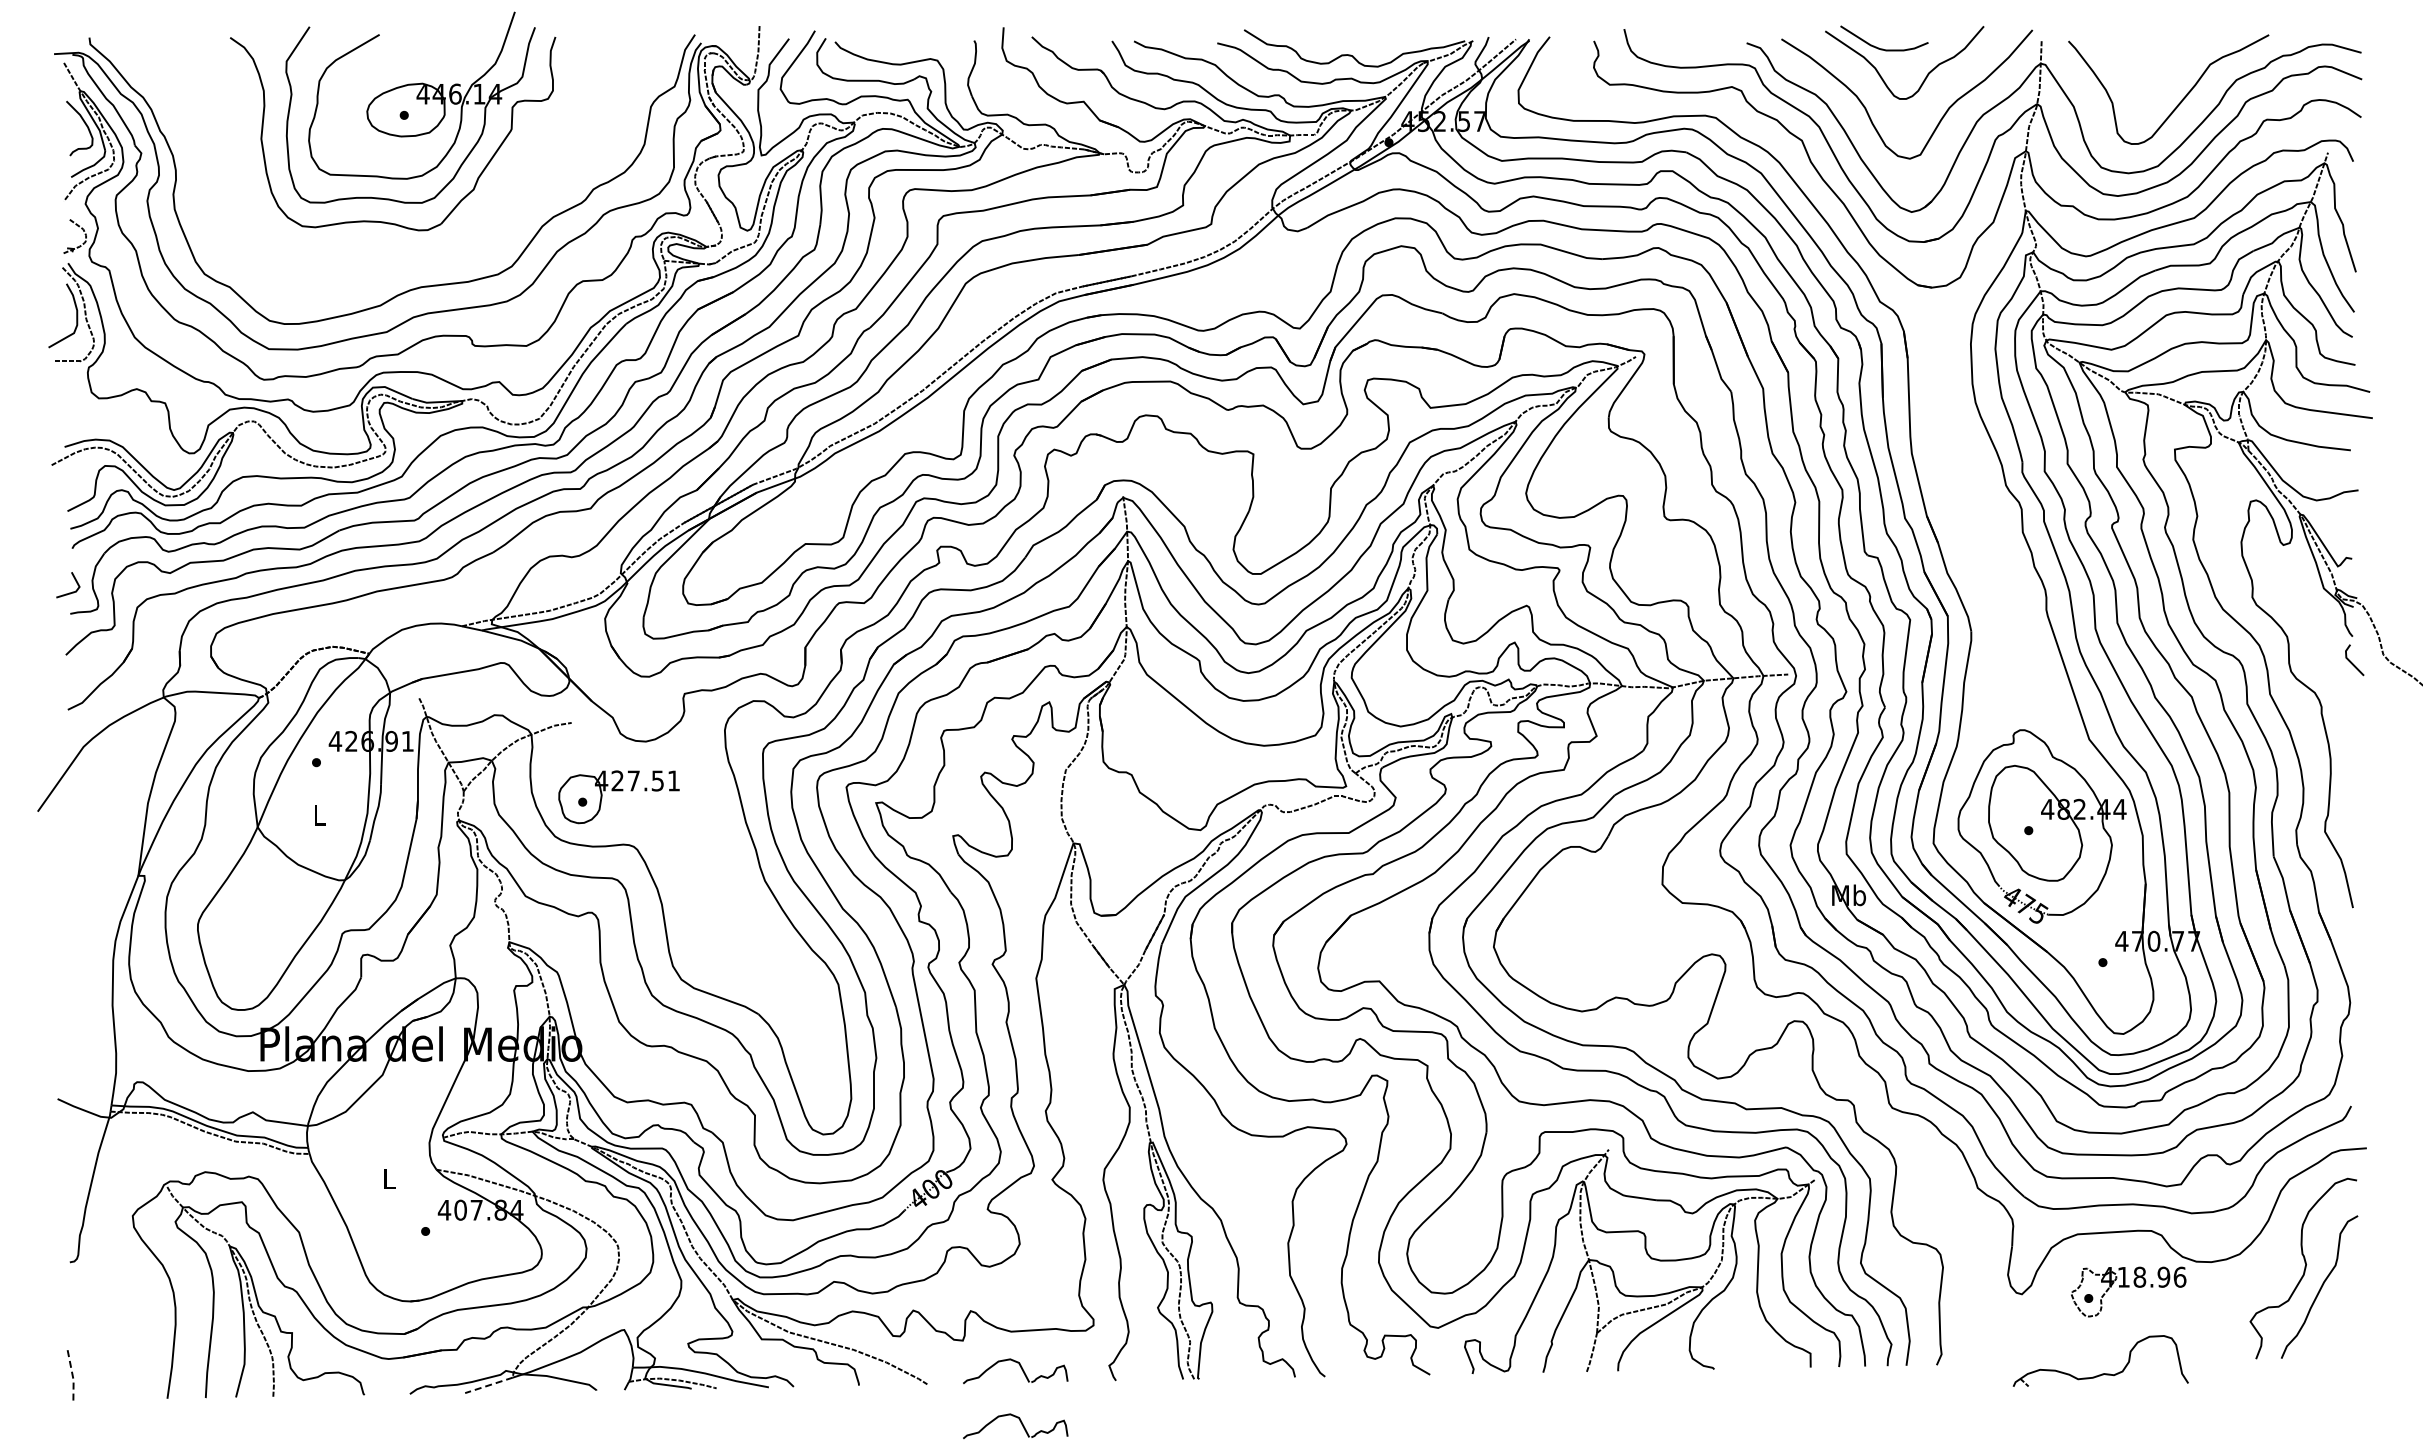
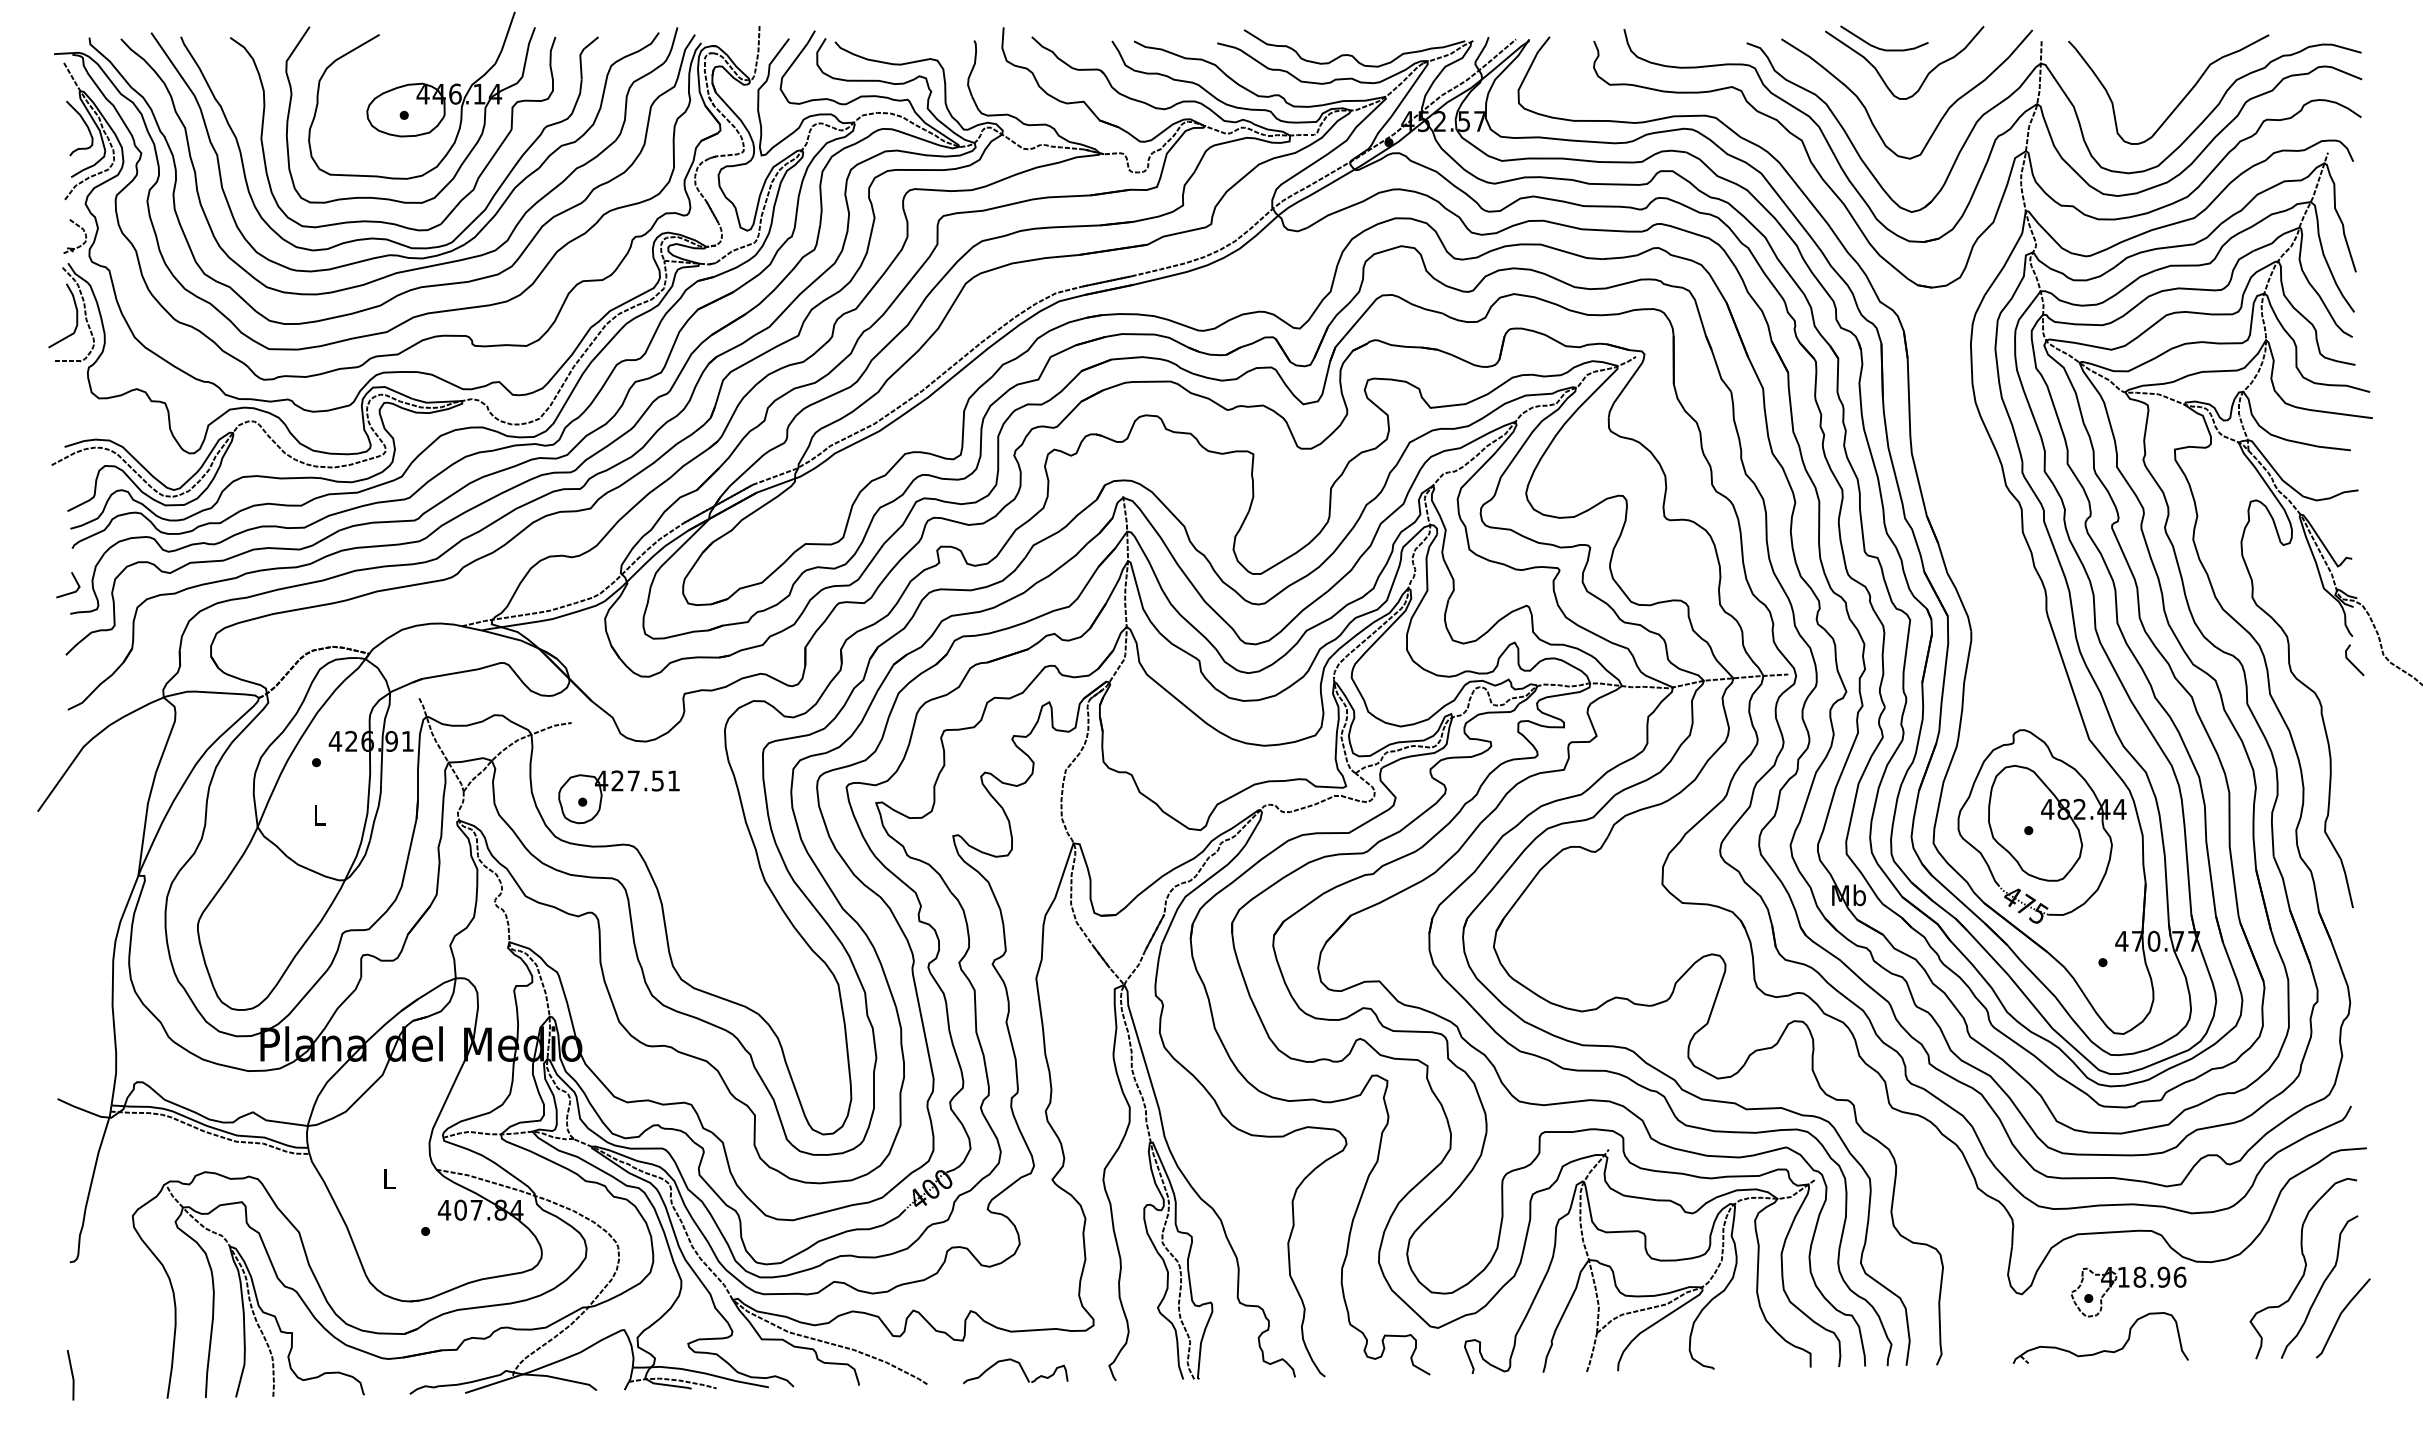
part: none -> present (387, 238)
line: none -> present (2340, 1316)
part position: (2101, 1373) -> (2101, 1350) (2101, 1350)
line: dashed -> solid (72, 1375)
line: dashed -> solid (488, 1385)
part: present -> none (1015, 1425)
